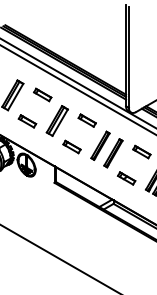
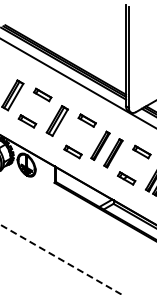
line: present -> none (77, 89)
part position: (71, 146) -> (72, 151) (72, 151)
line: solid -> dashed (61, 259)
